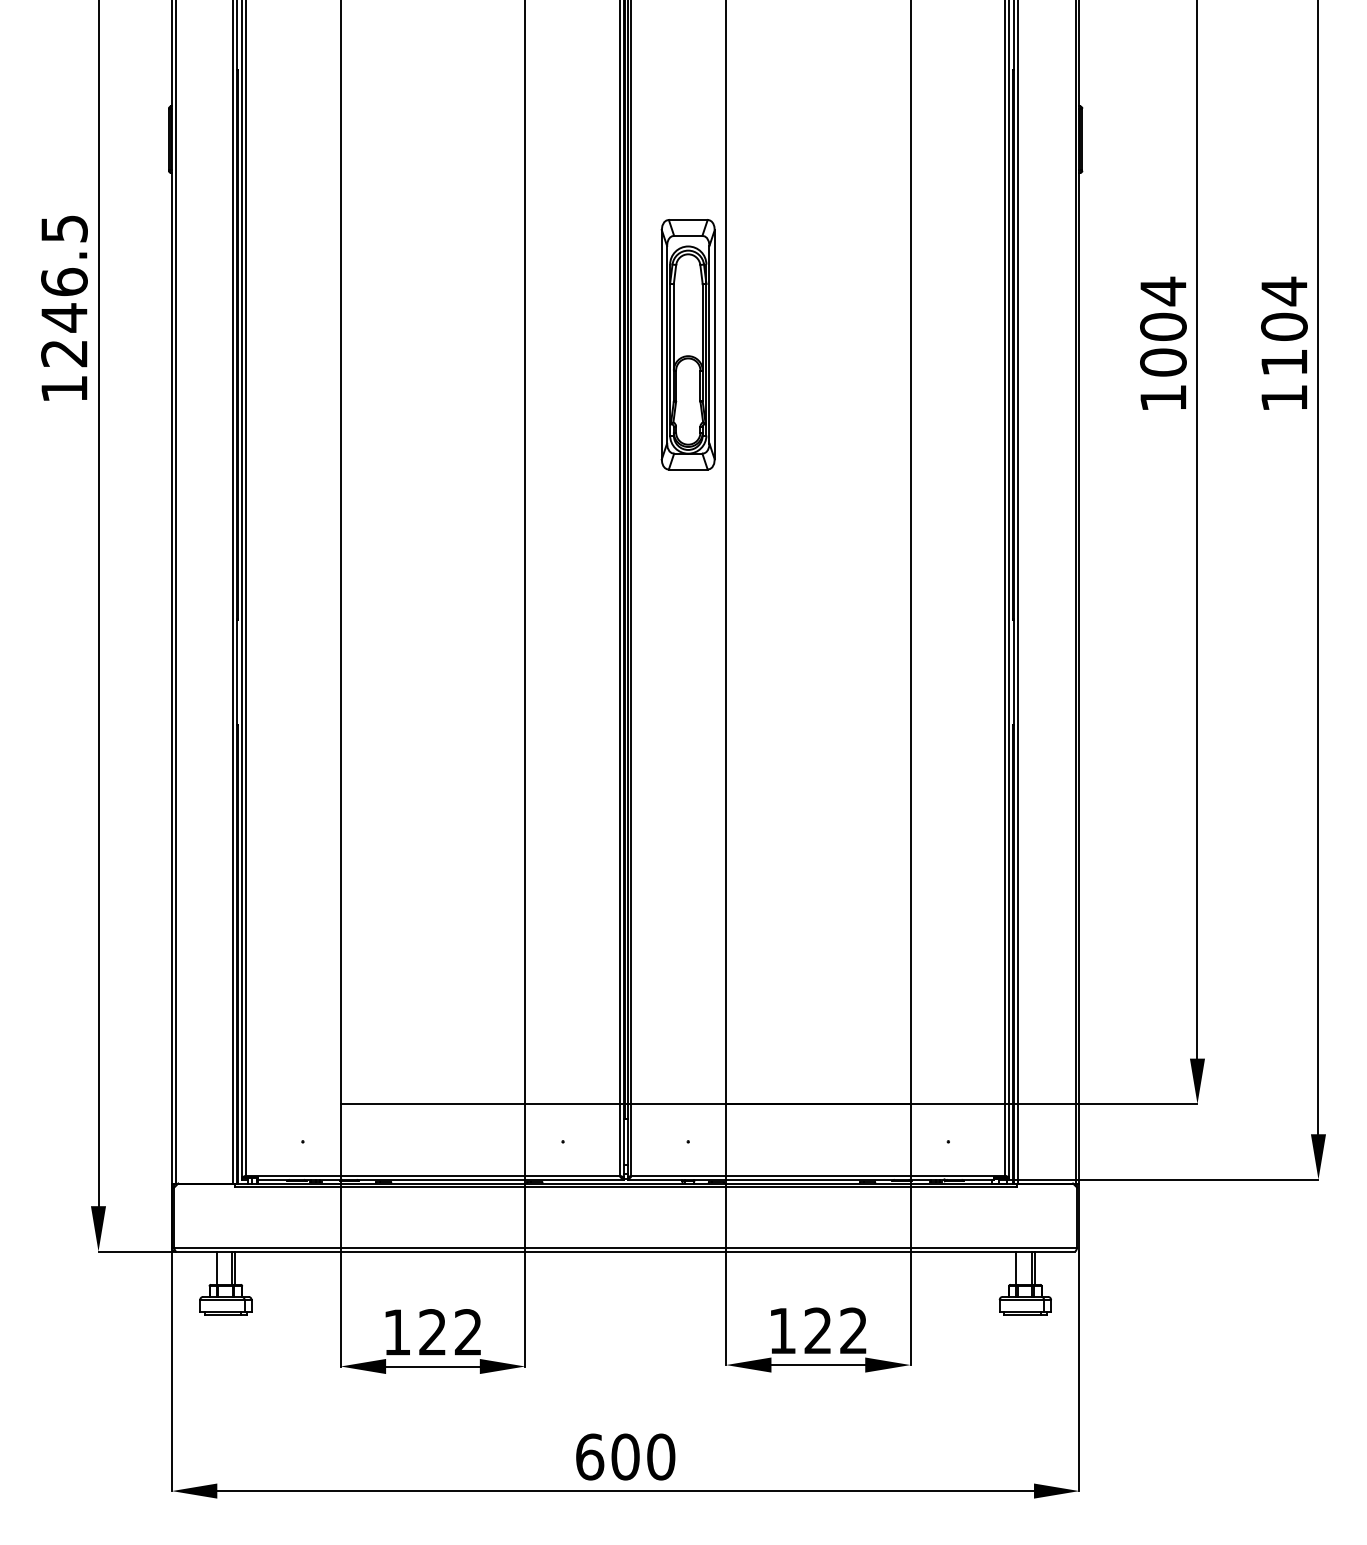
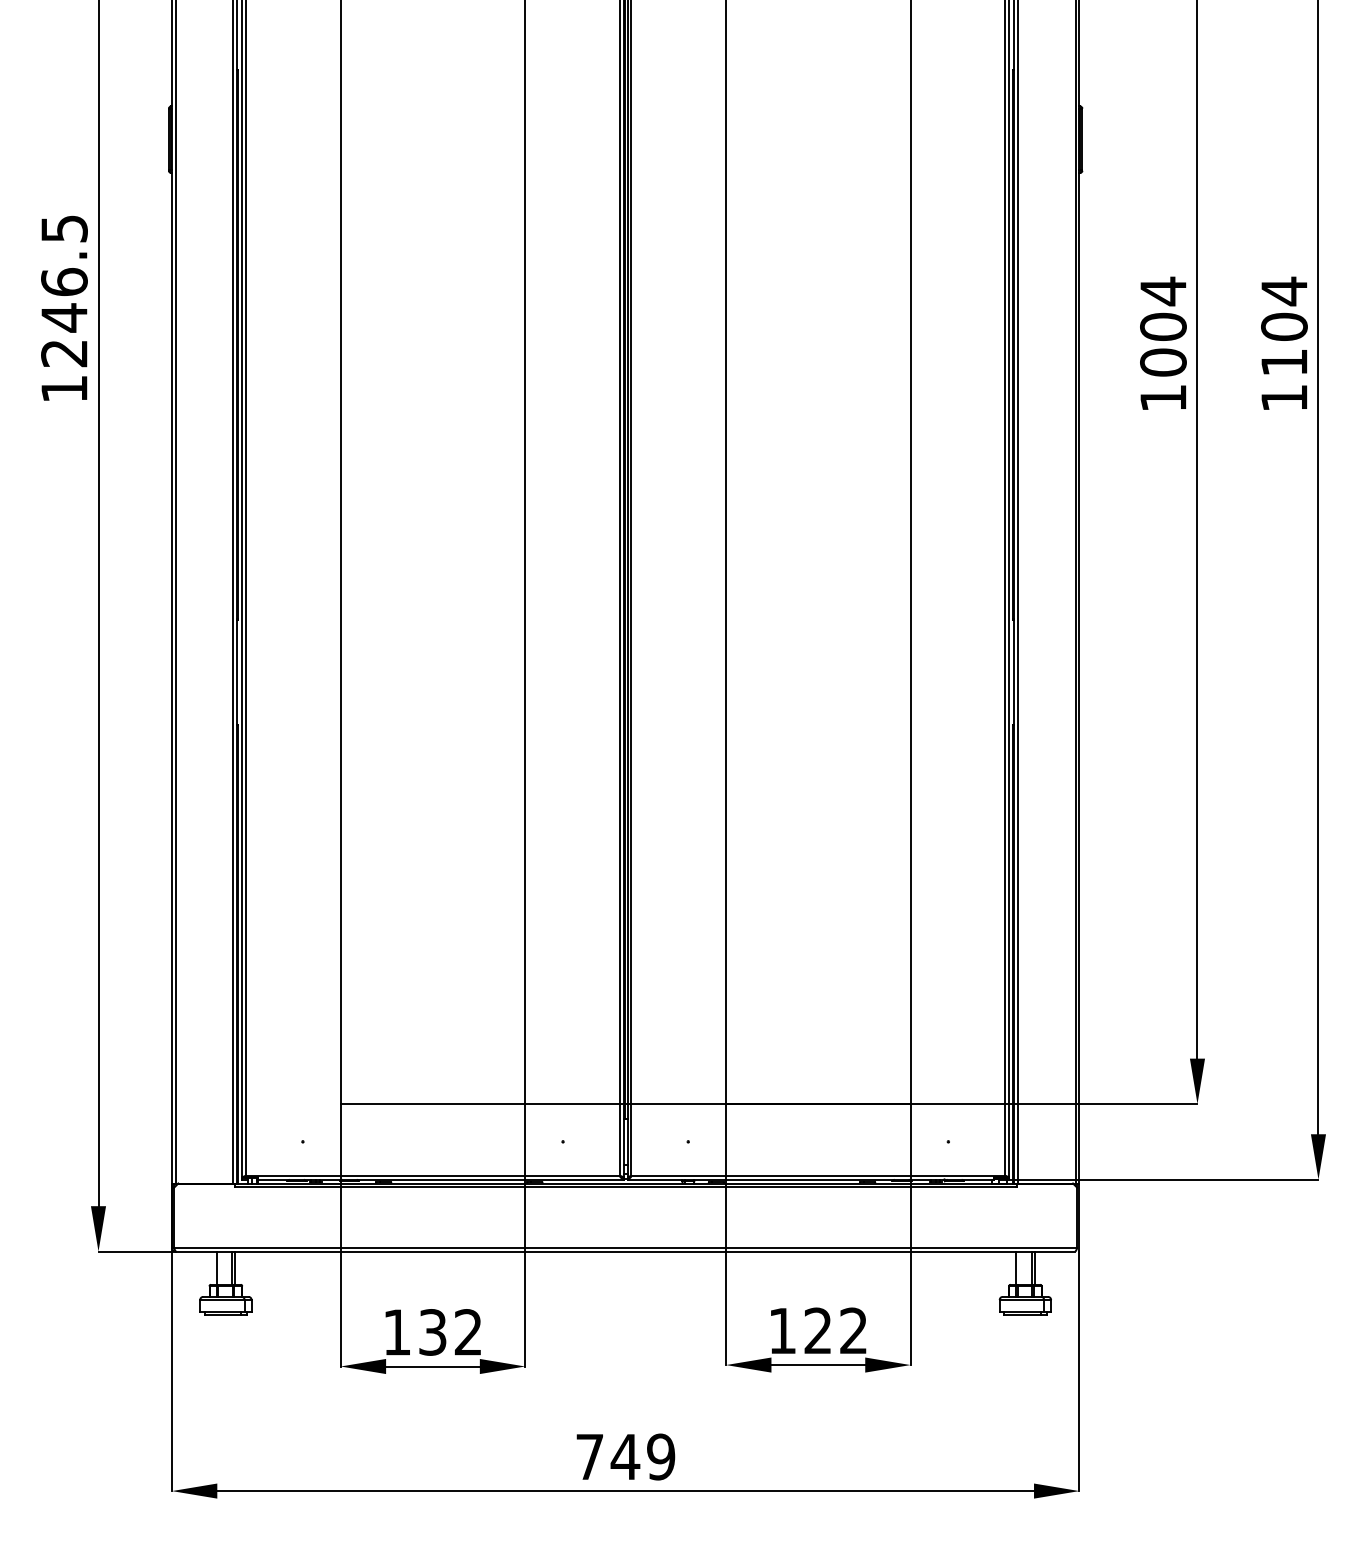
part: present -> none (687, 344)
text: 122 -> 132 (432, 1332)
text: 600 -> 749 (625, 1456)
